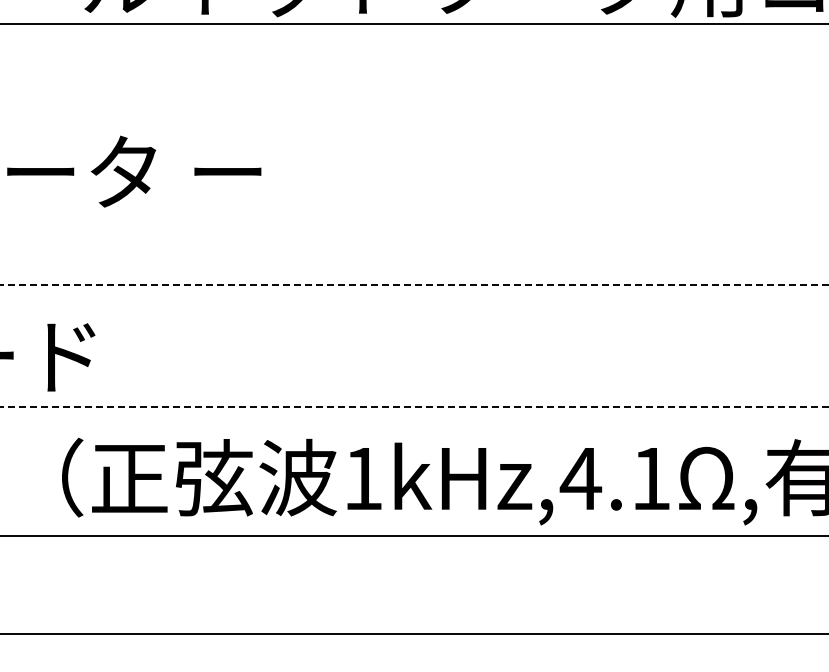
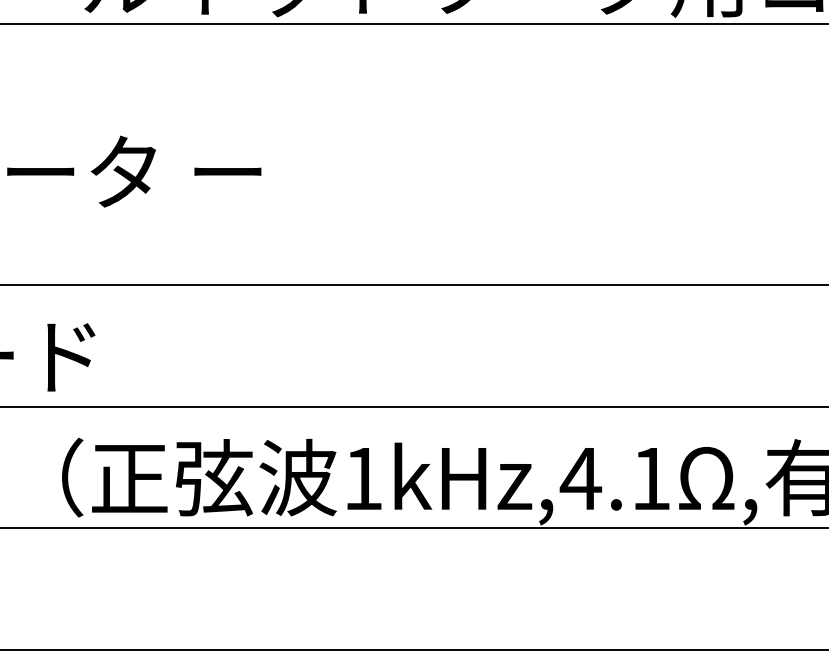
line: dashed -> solid (414, 284)
line: dashed -> solid (414, 406)
line position: (413, 536) -> (413, 528) (413, 528)
line position: (413, 634) -> (413, 650) (413, 650)
